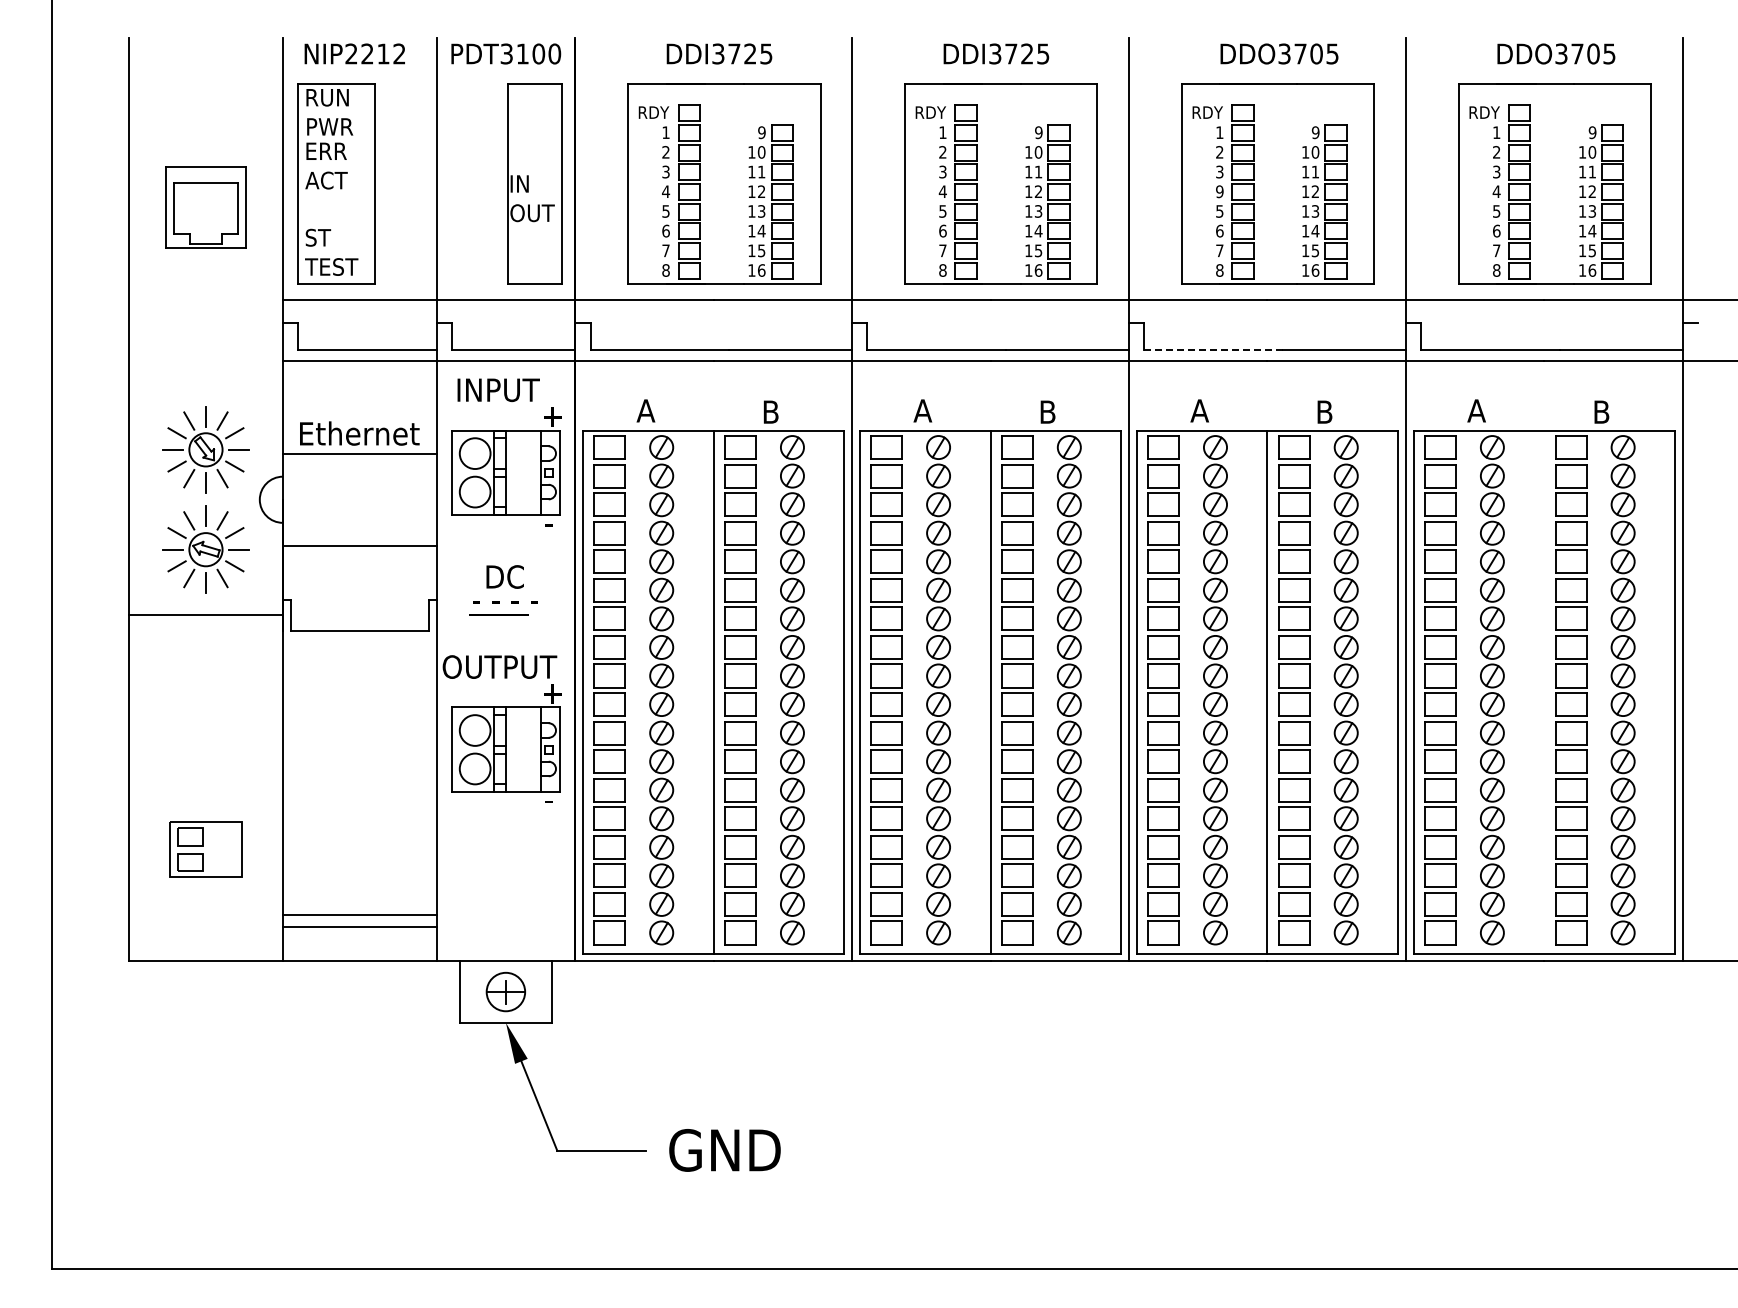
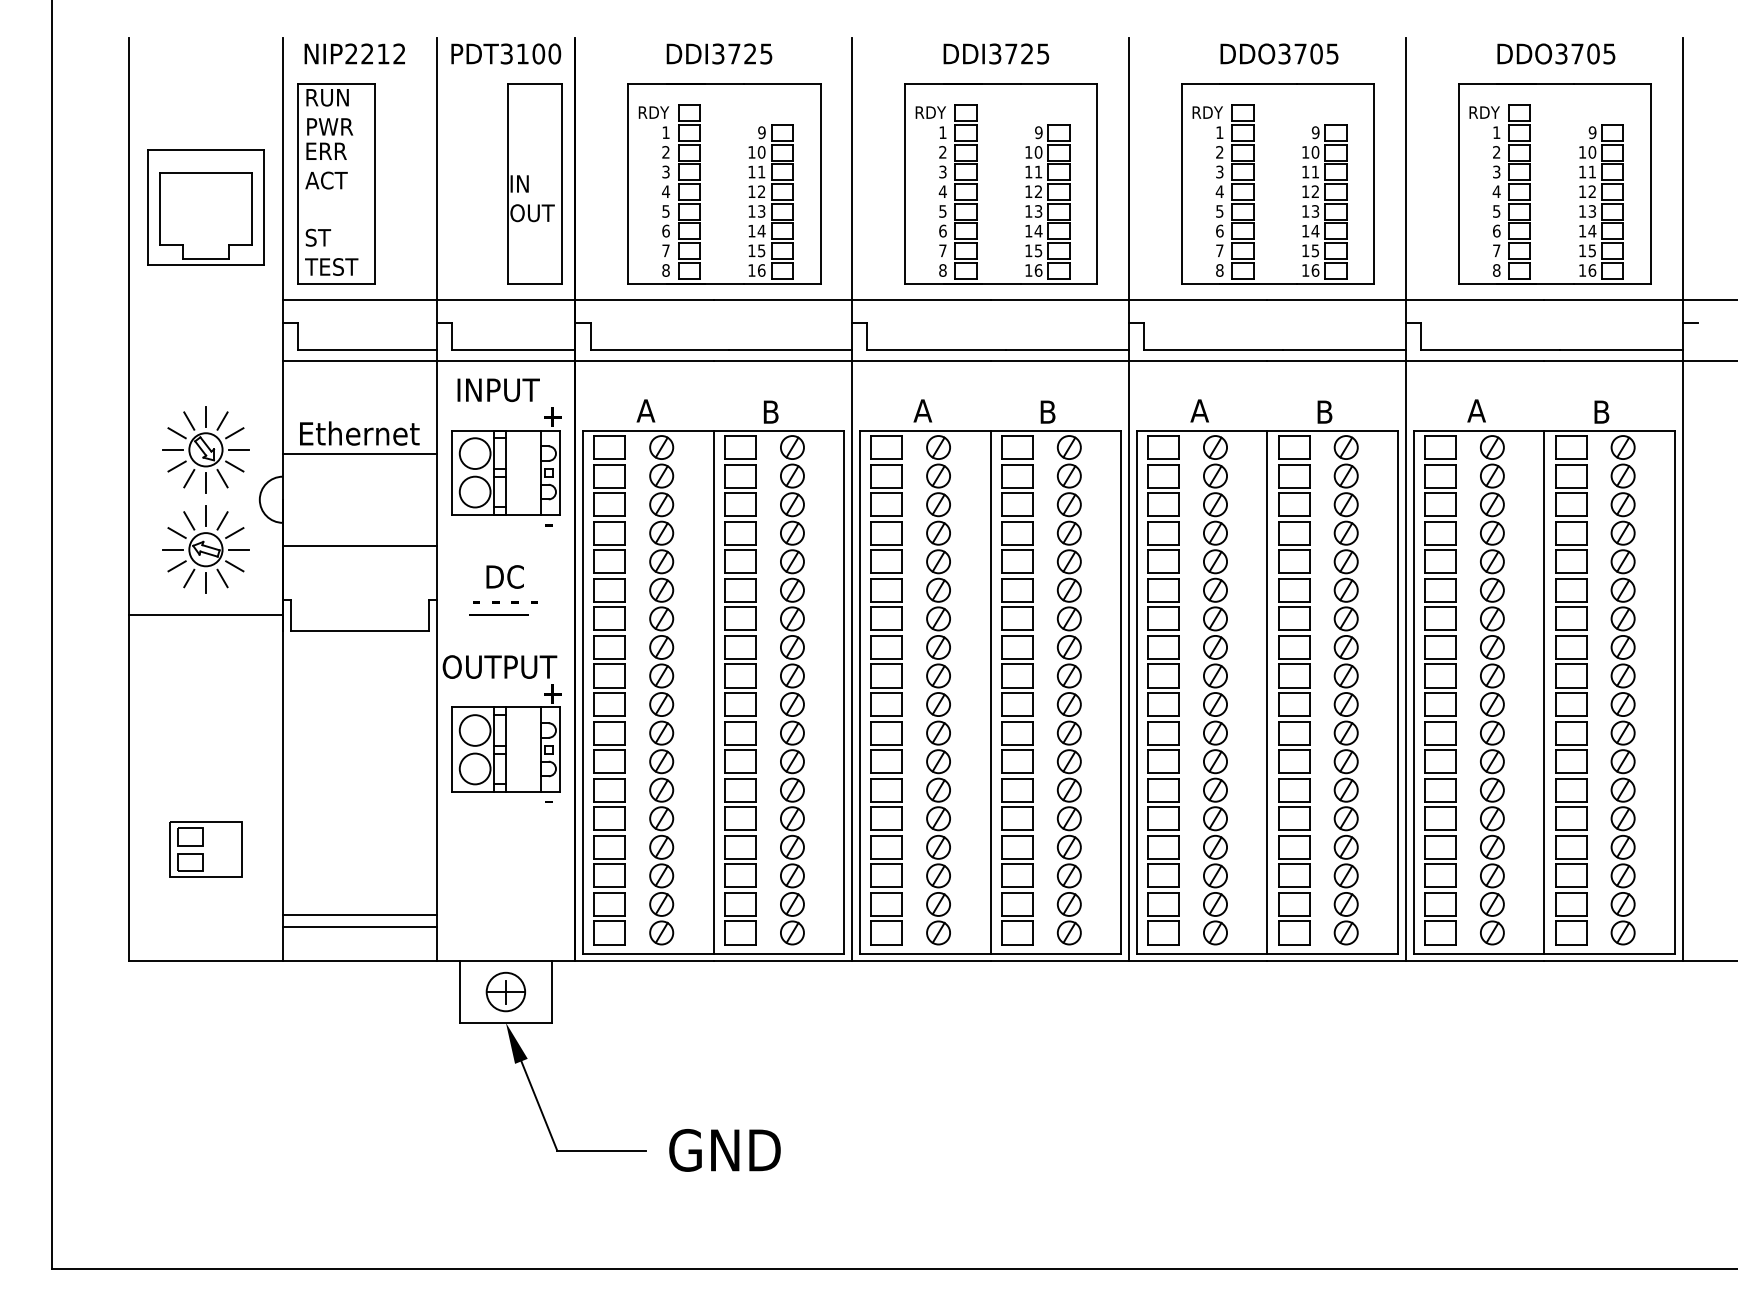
text: 9 -> 4 (1219, 191)
part size: 82x83 px -> 118x117 px (205, 207)
line: dashed -> solid (1213, 349)
line: none -> present (1544, 691)
